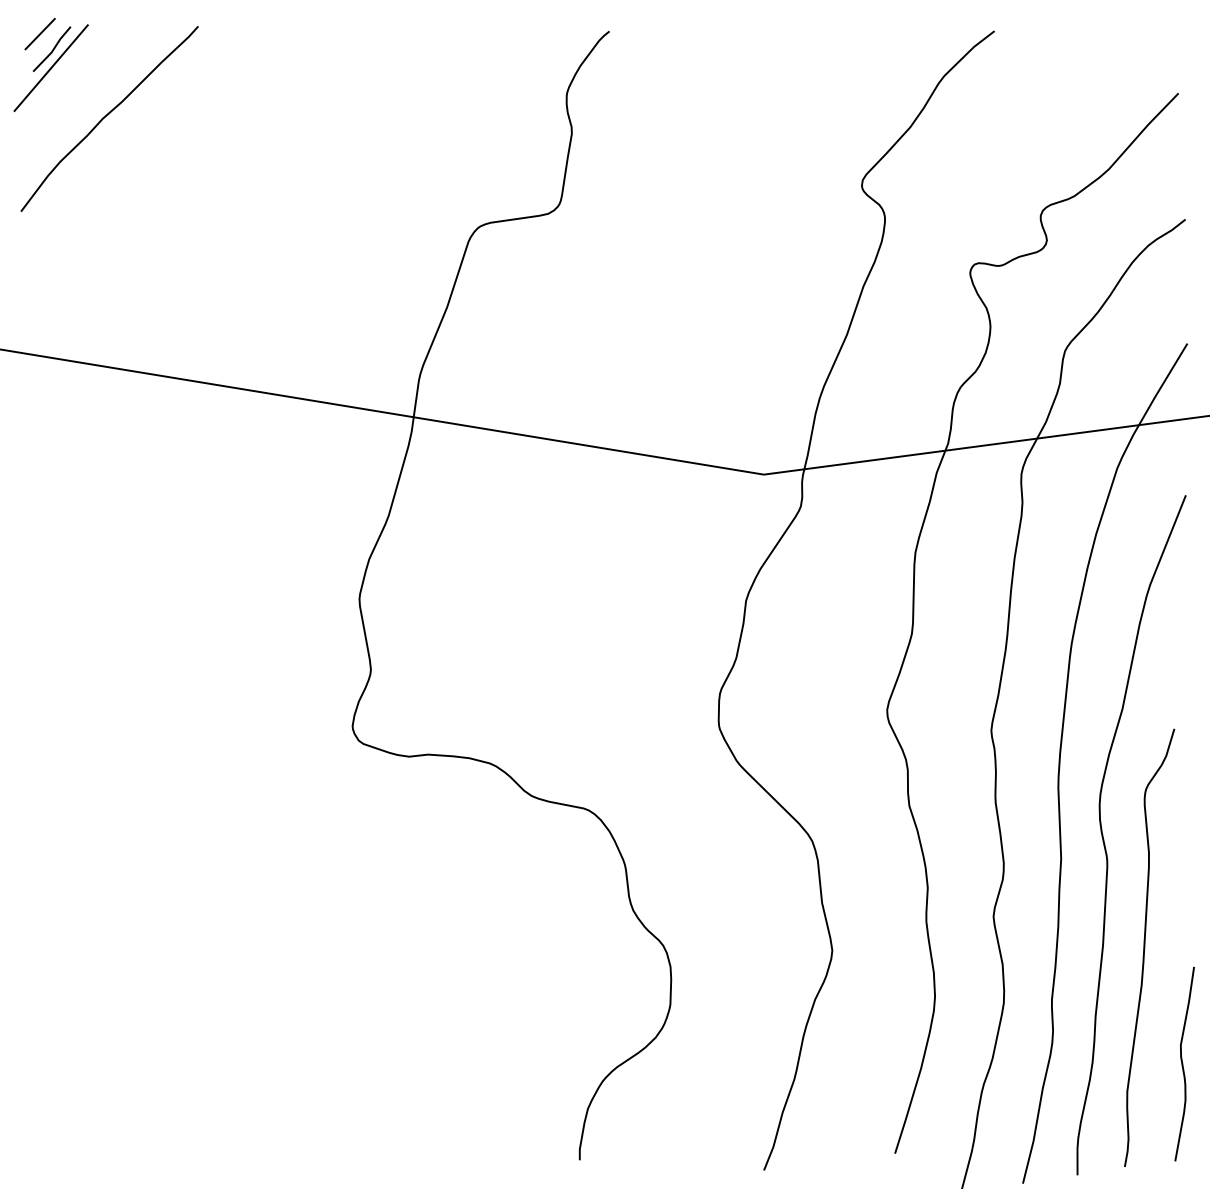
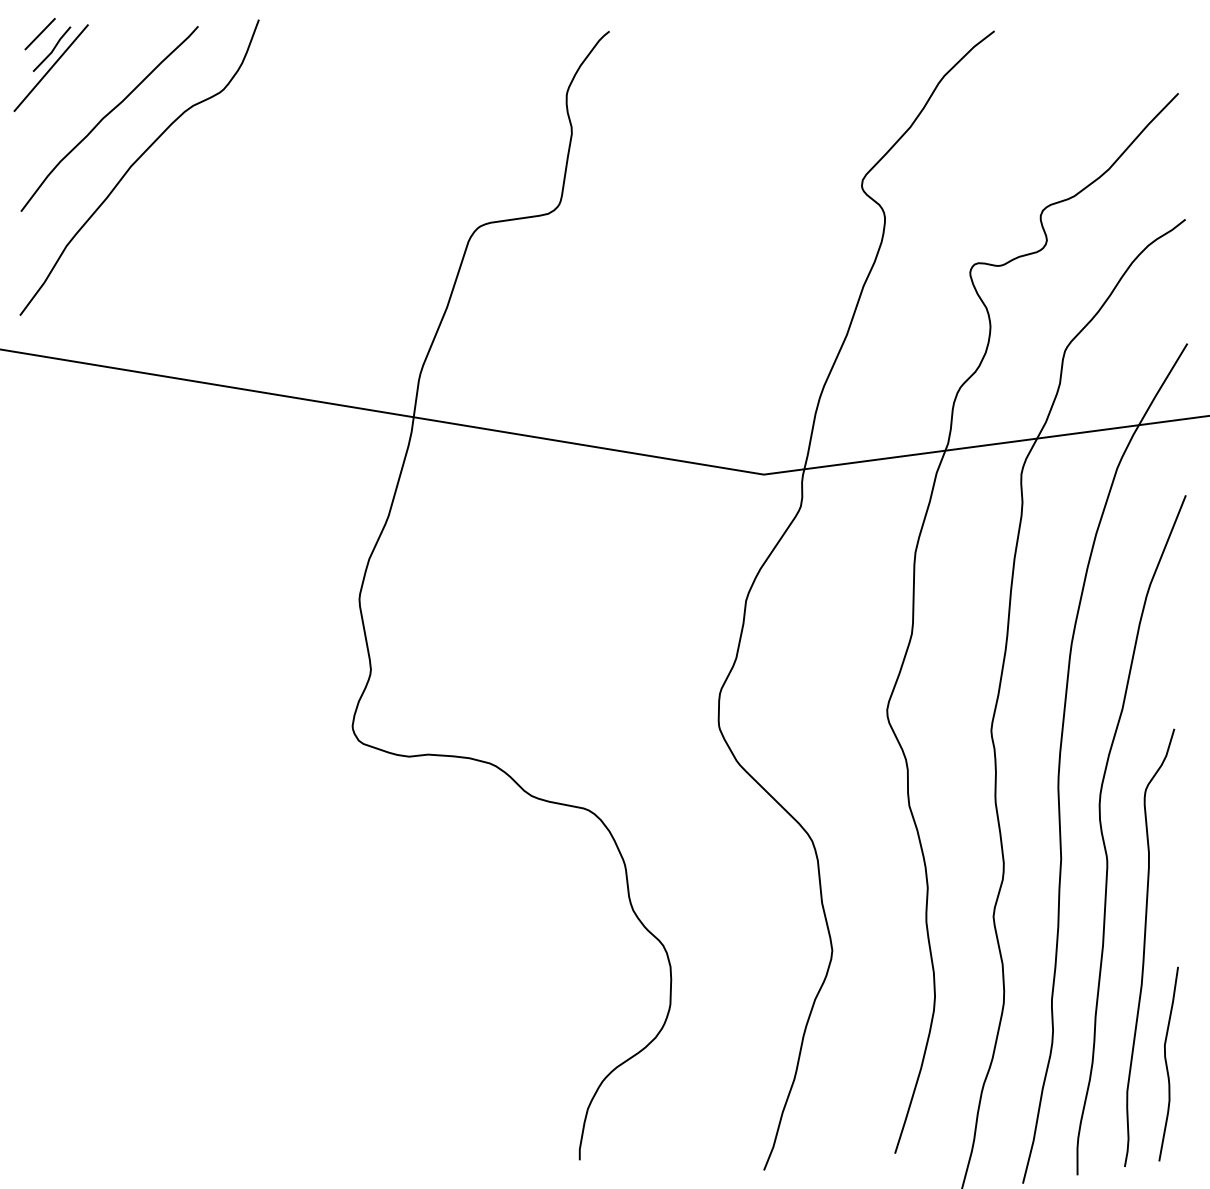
curve: none -> present (135, 163)
curve position: (1183, 1063) -> (1167, 1063) (1167, 1063)
